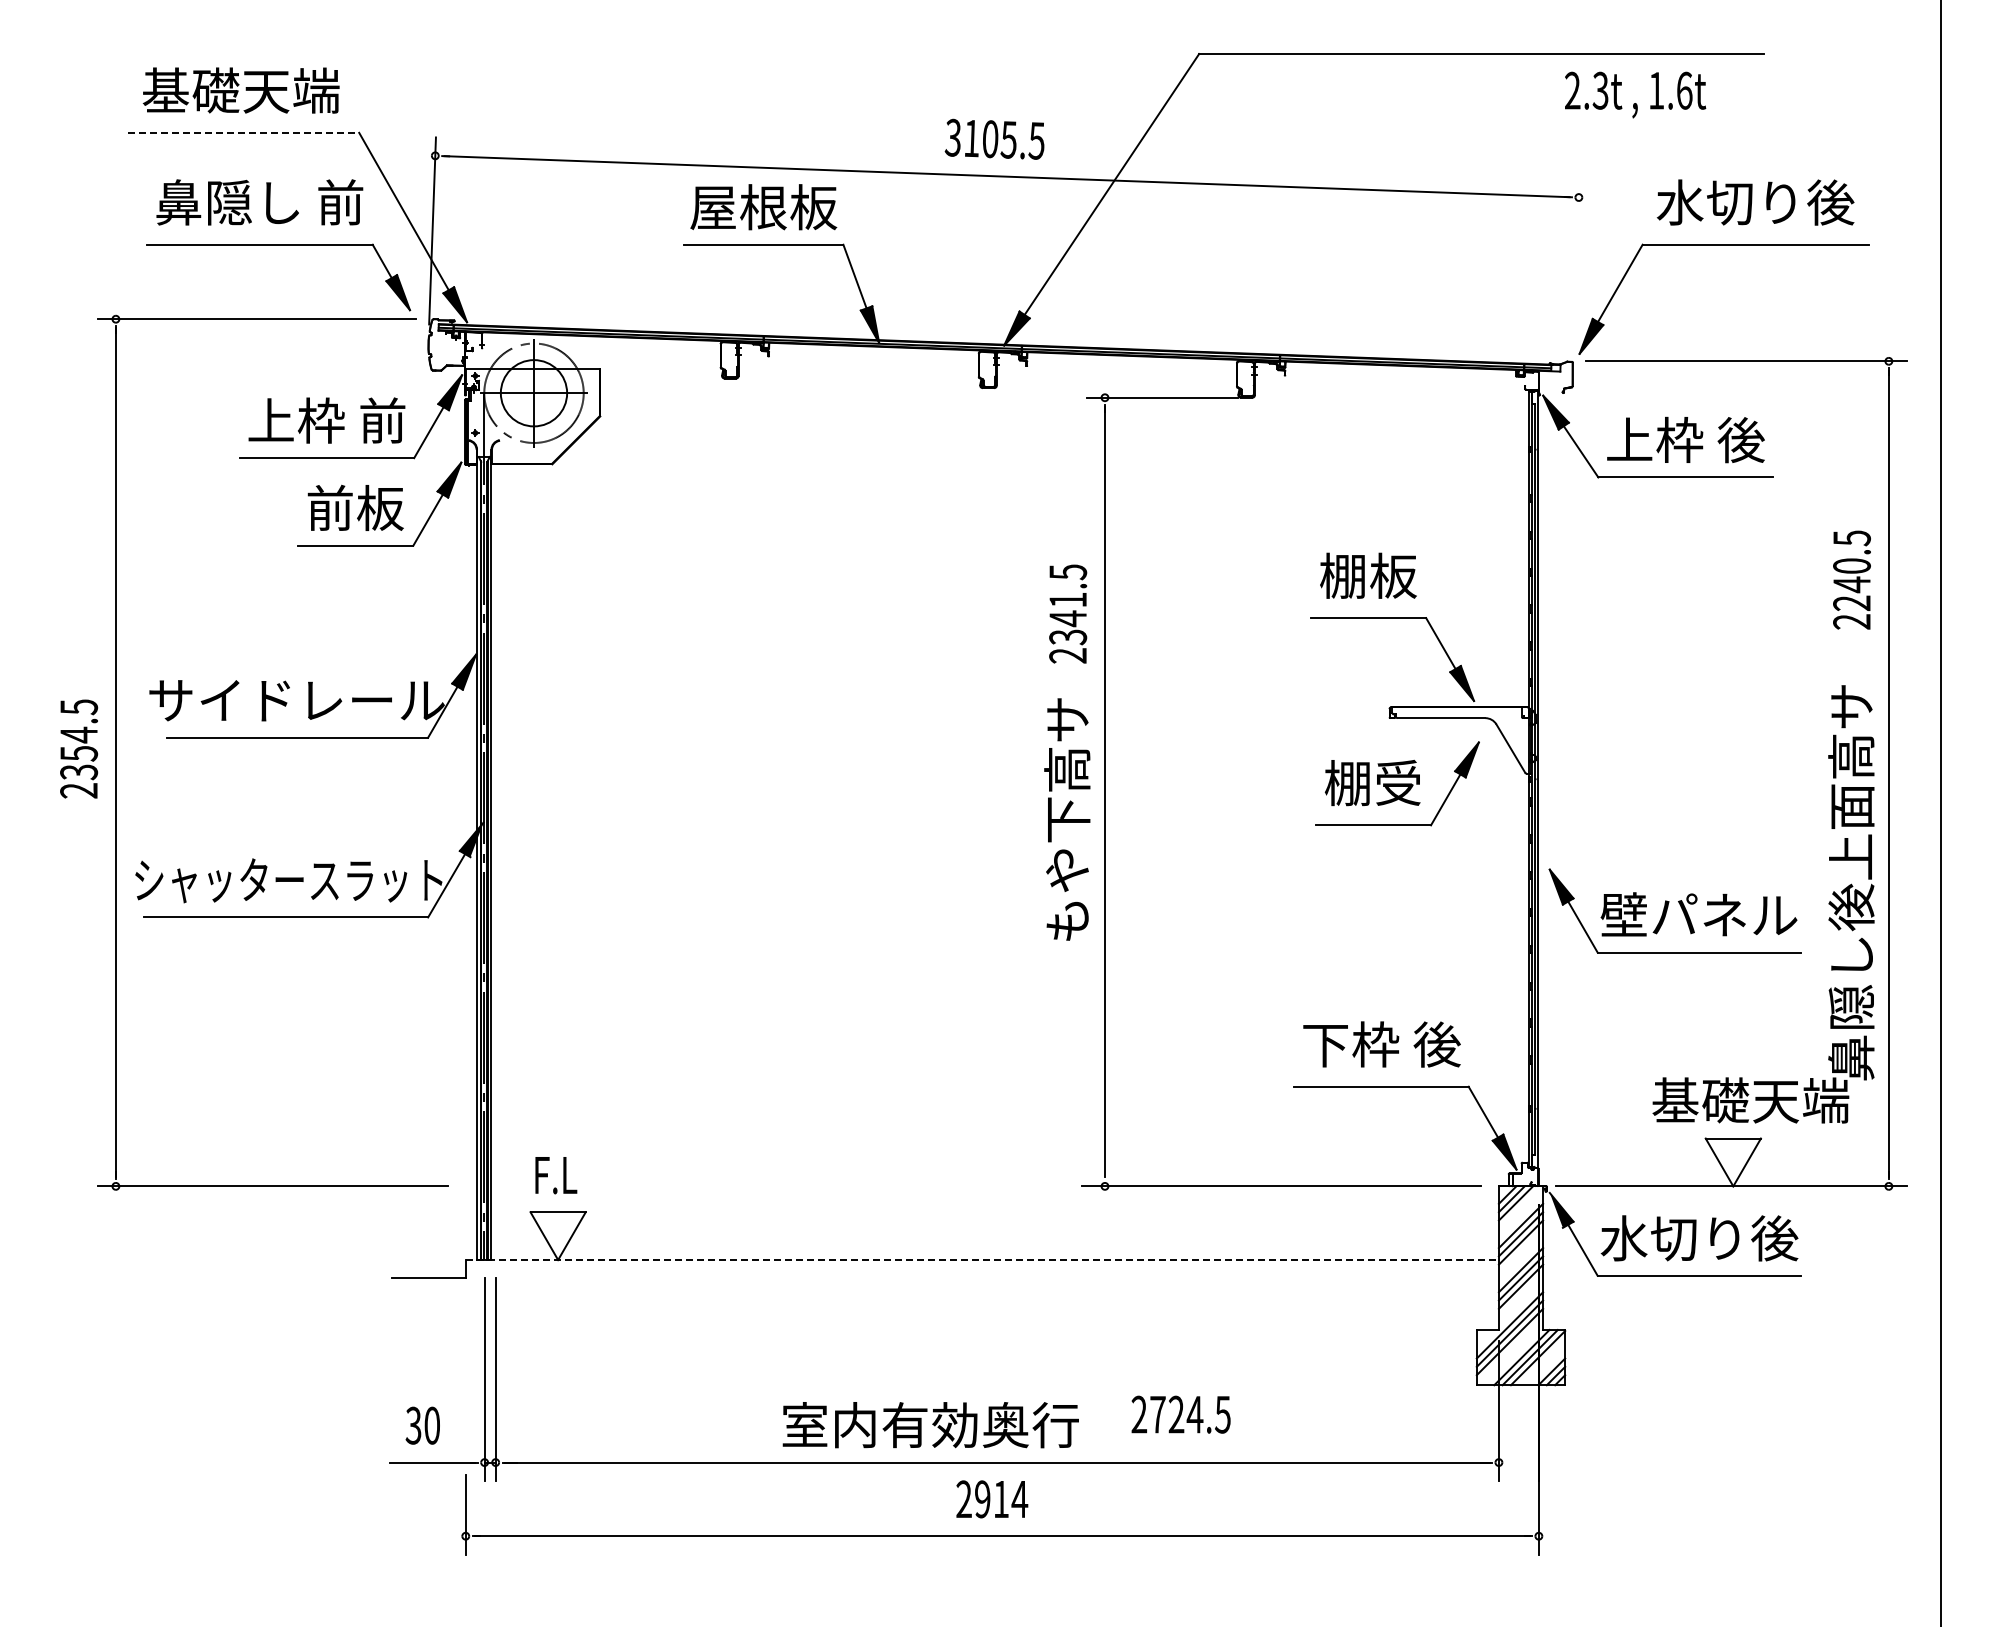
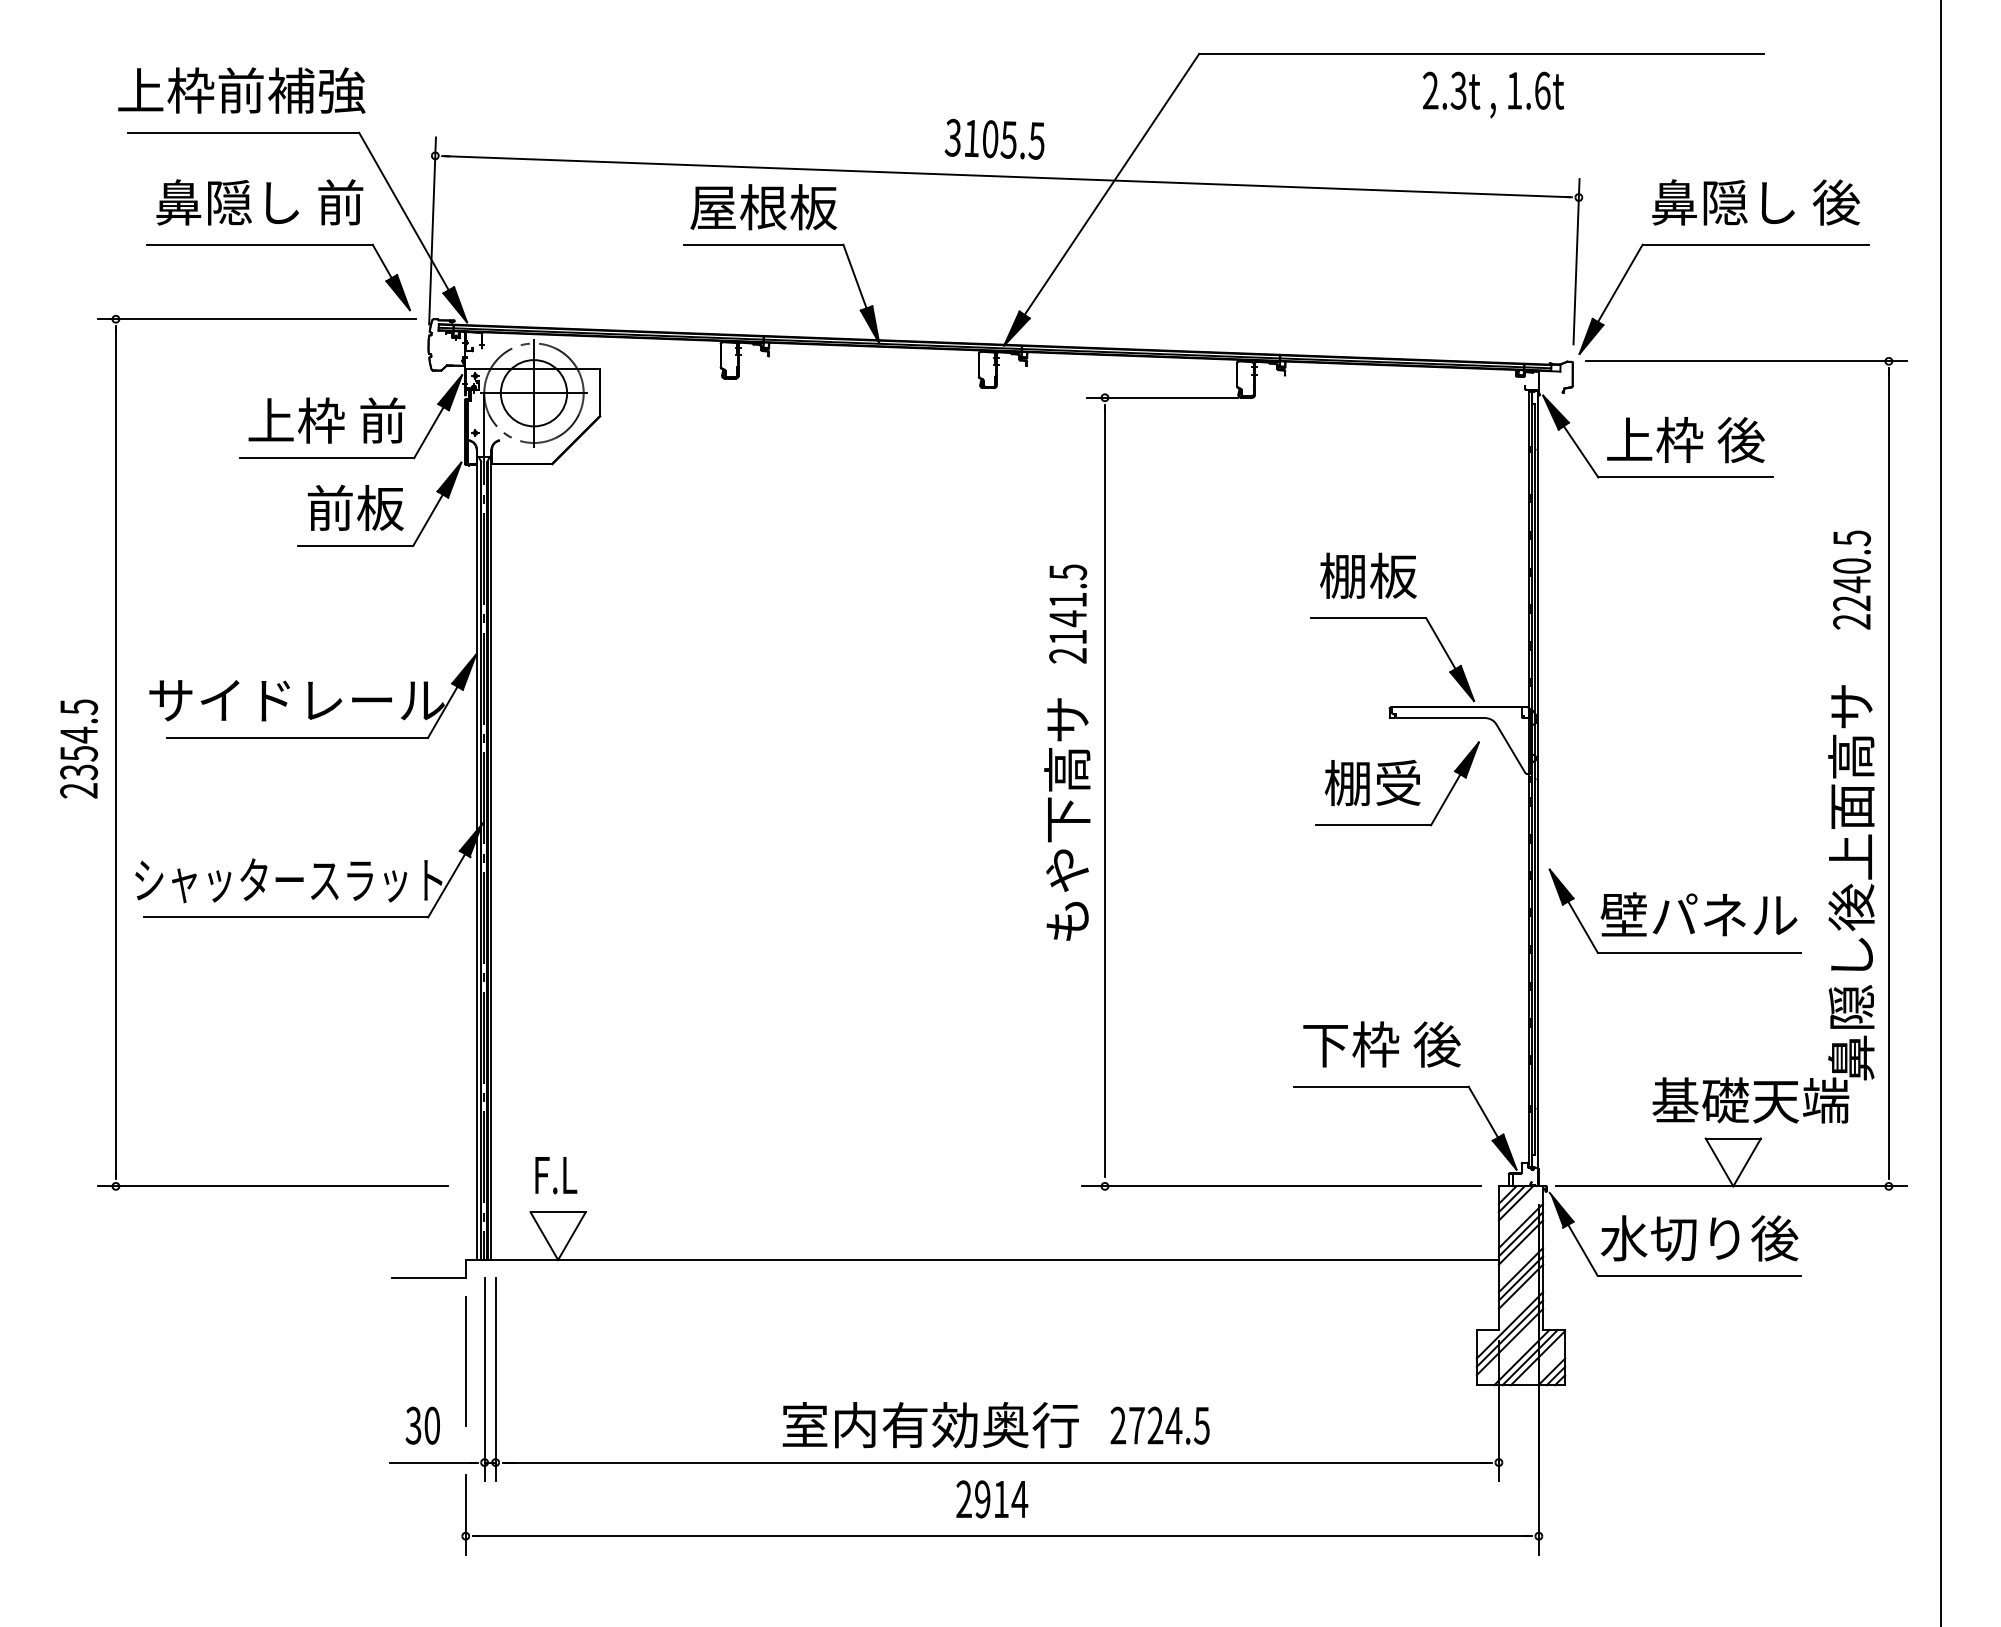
text: 基礎天端 -> 上枠前補強 (241, 90)
text position: (1635, 94) -> (1493, 94) (1493, 94)
line: dashed -> solid (244, 132)
text: 水切り後 -> 鼻隠し 後 (1756, 202)
line: none -> present (1576, 261)
text: 2341.5 -> 2141.5 (1068, 637)
line: dashed -> solid (982, 1260)
line: none -> present (465, 1360)
text position: (1180, 1414) -> (1159, 1425) (1159, 1425)
